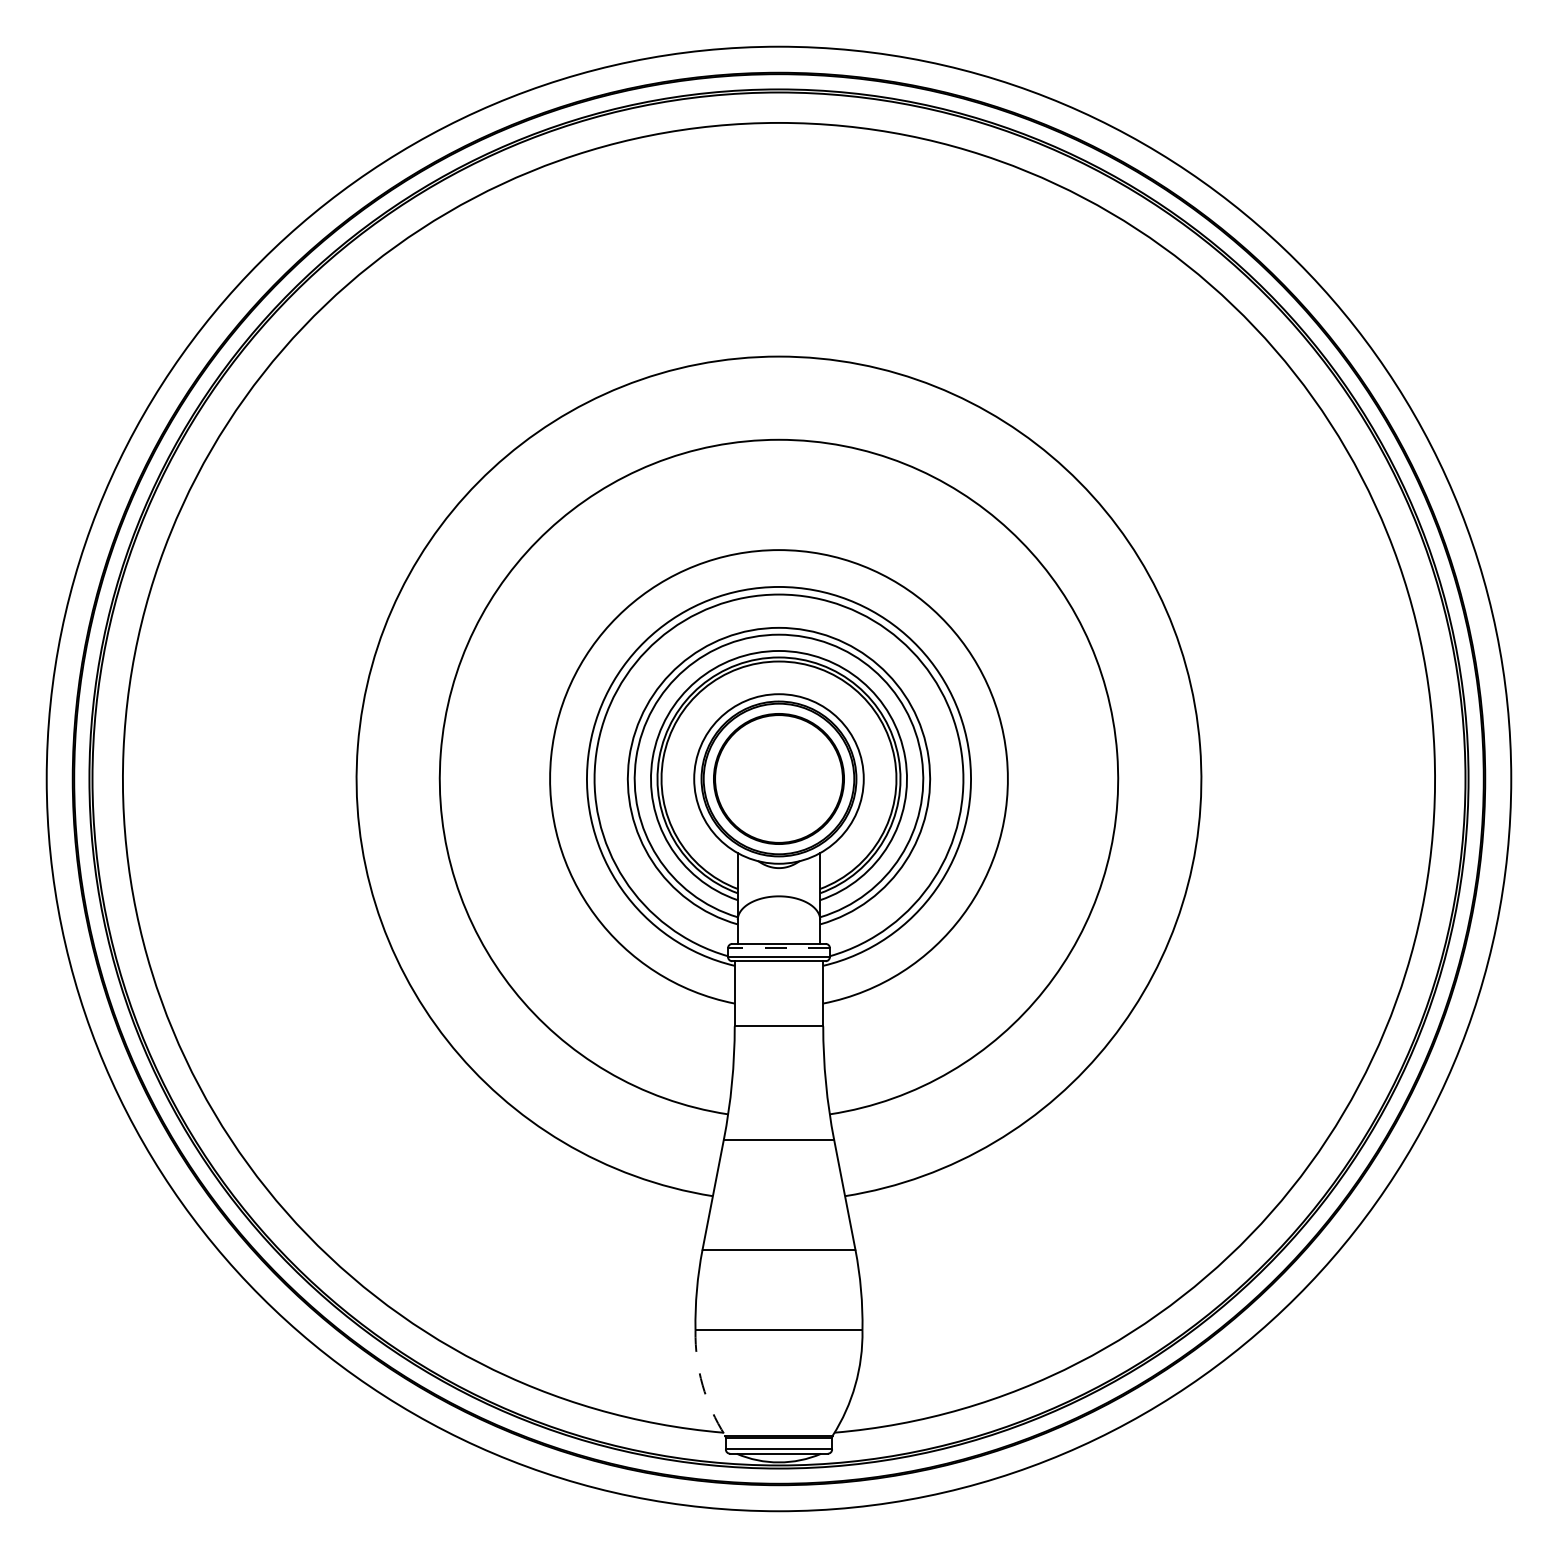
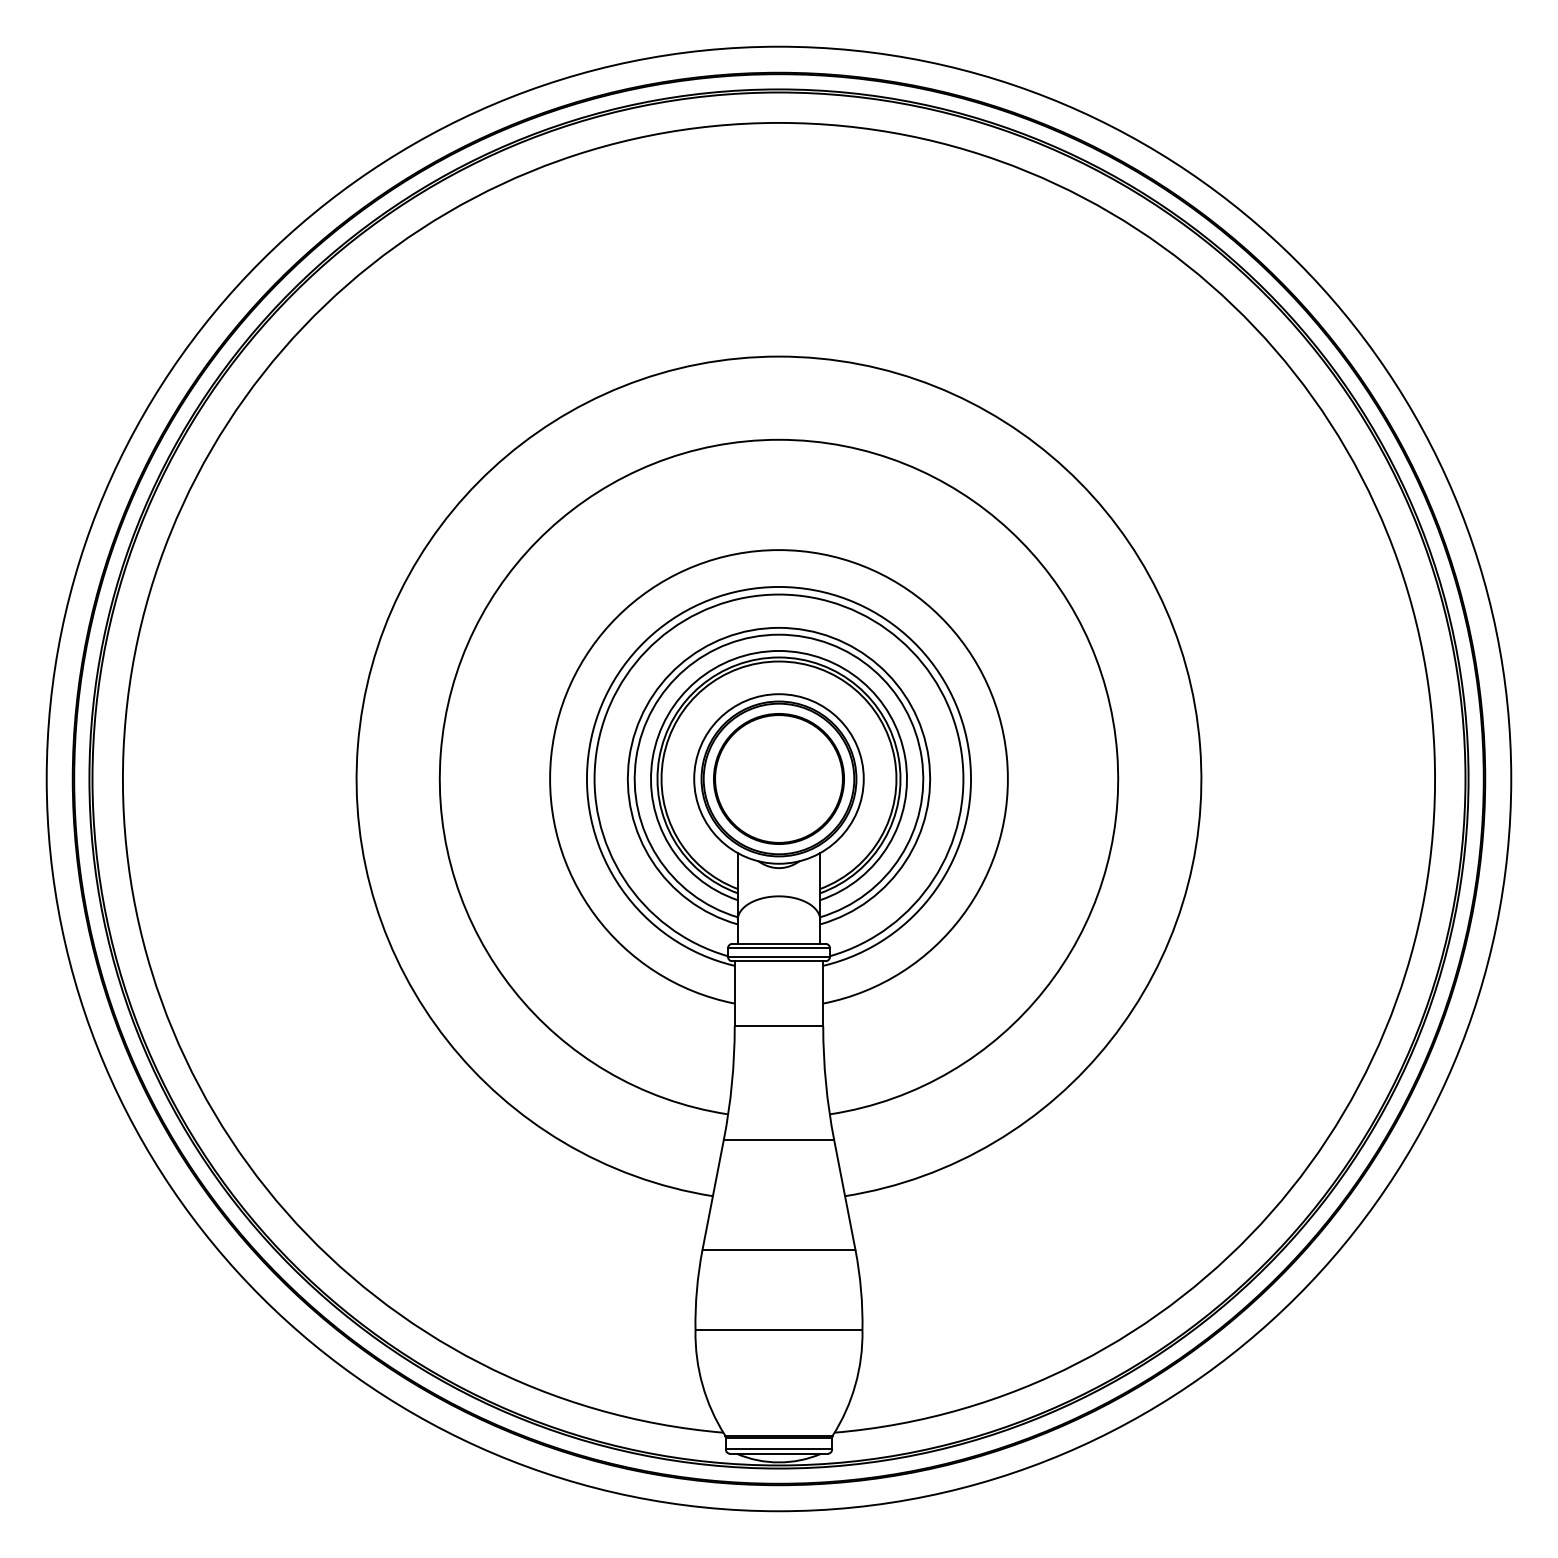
line: dashed -> solid (779, 948)
arc: dashed -> solid (702, 1385)
